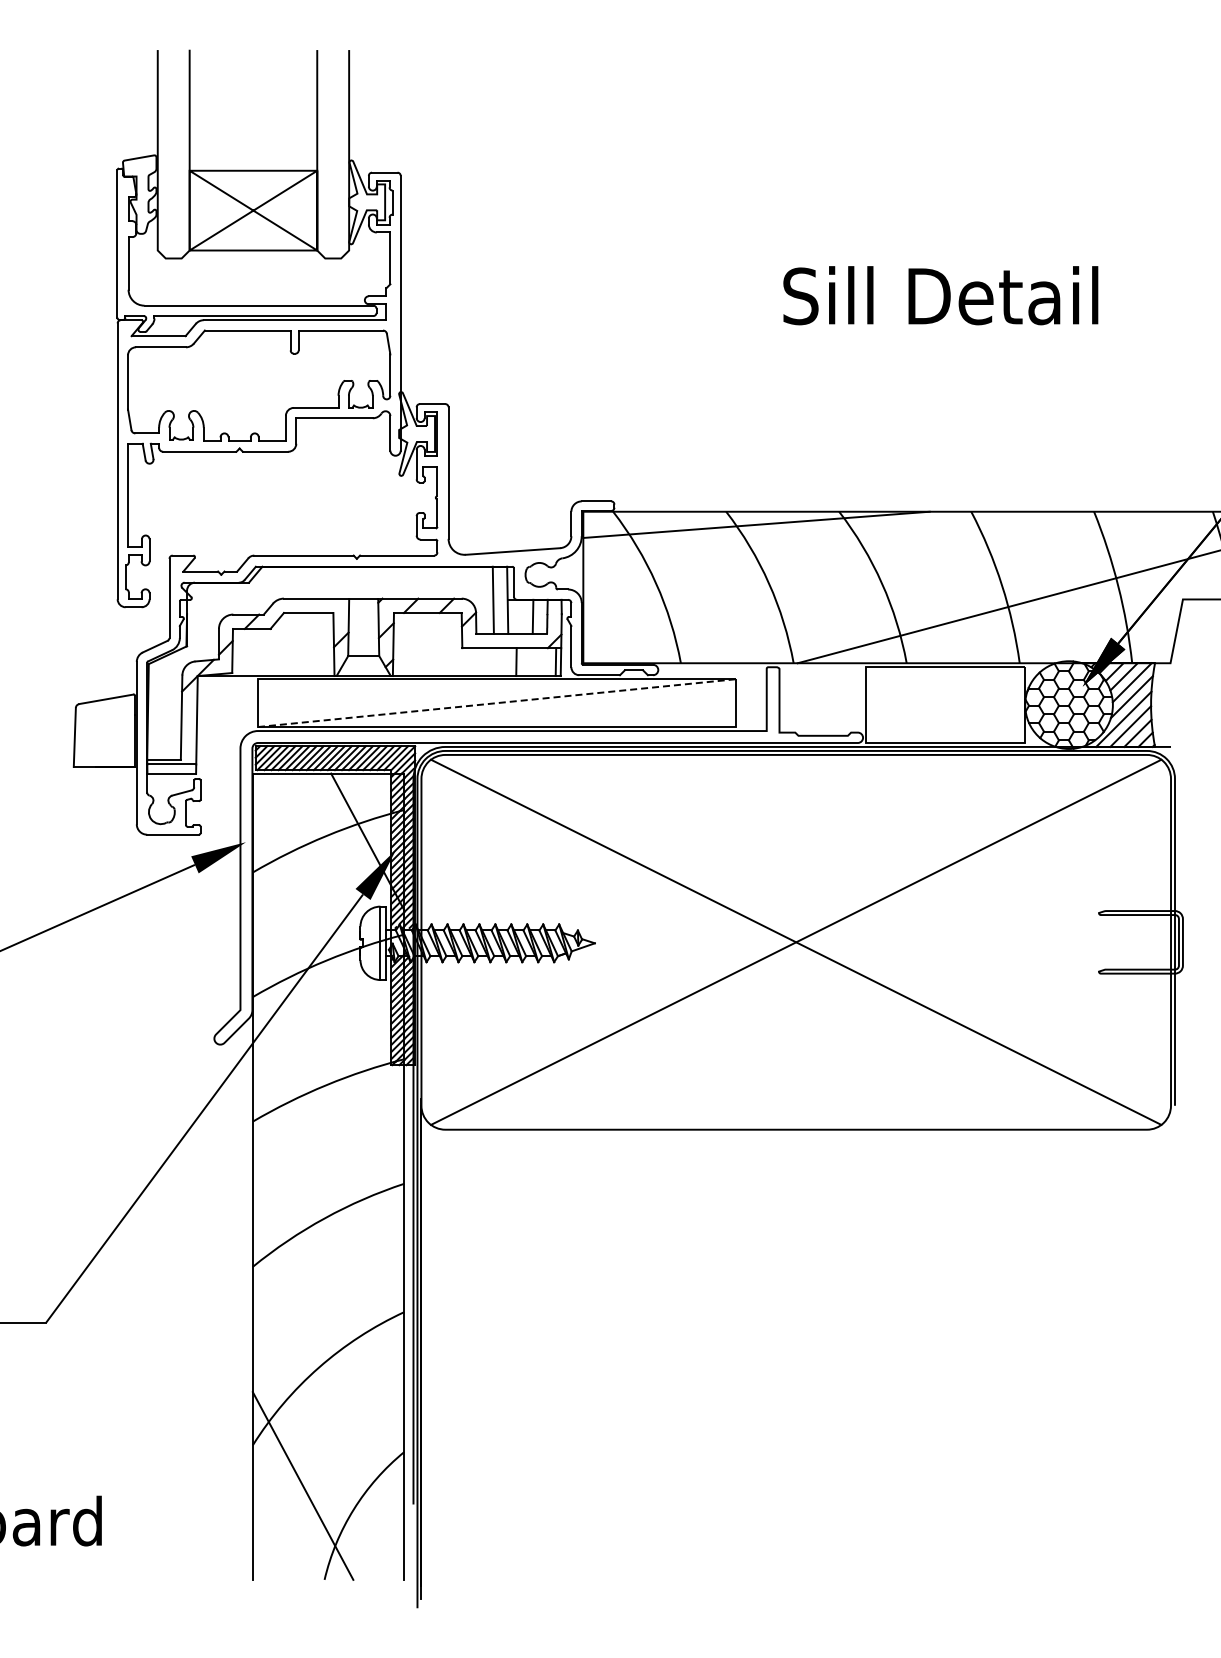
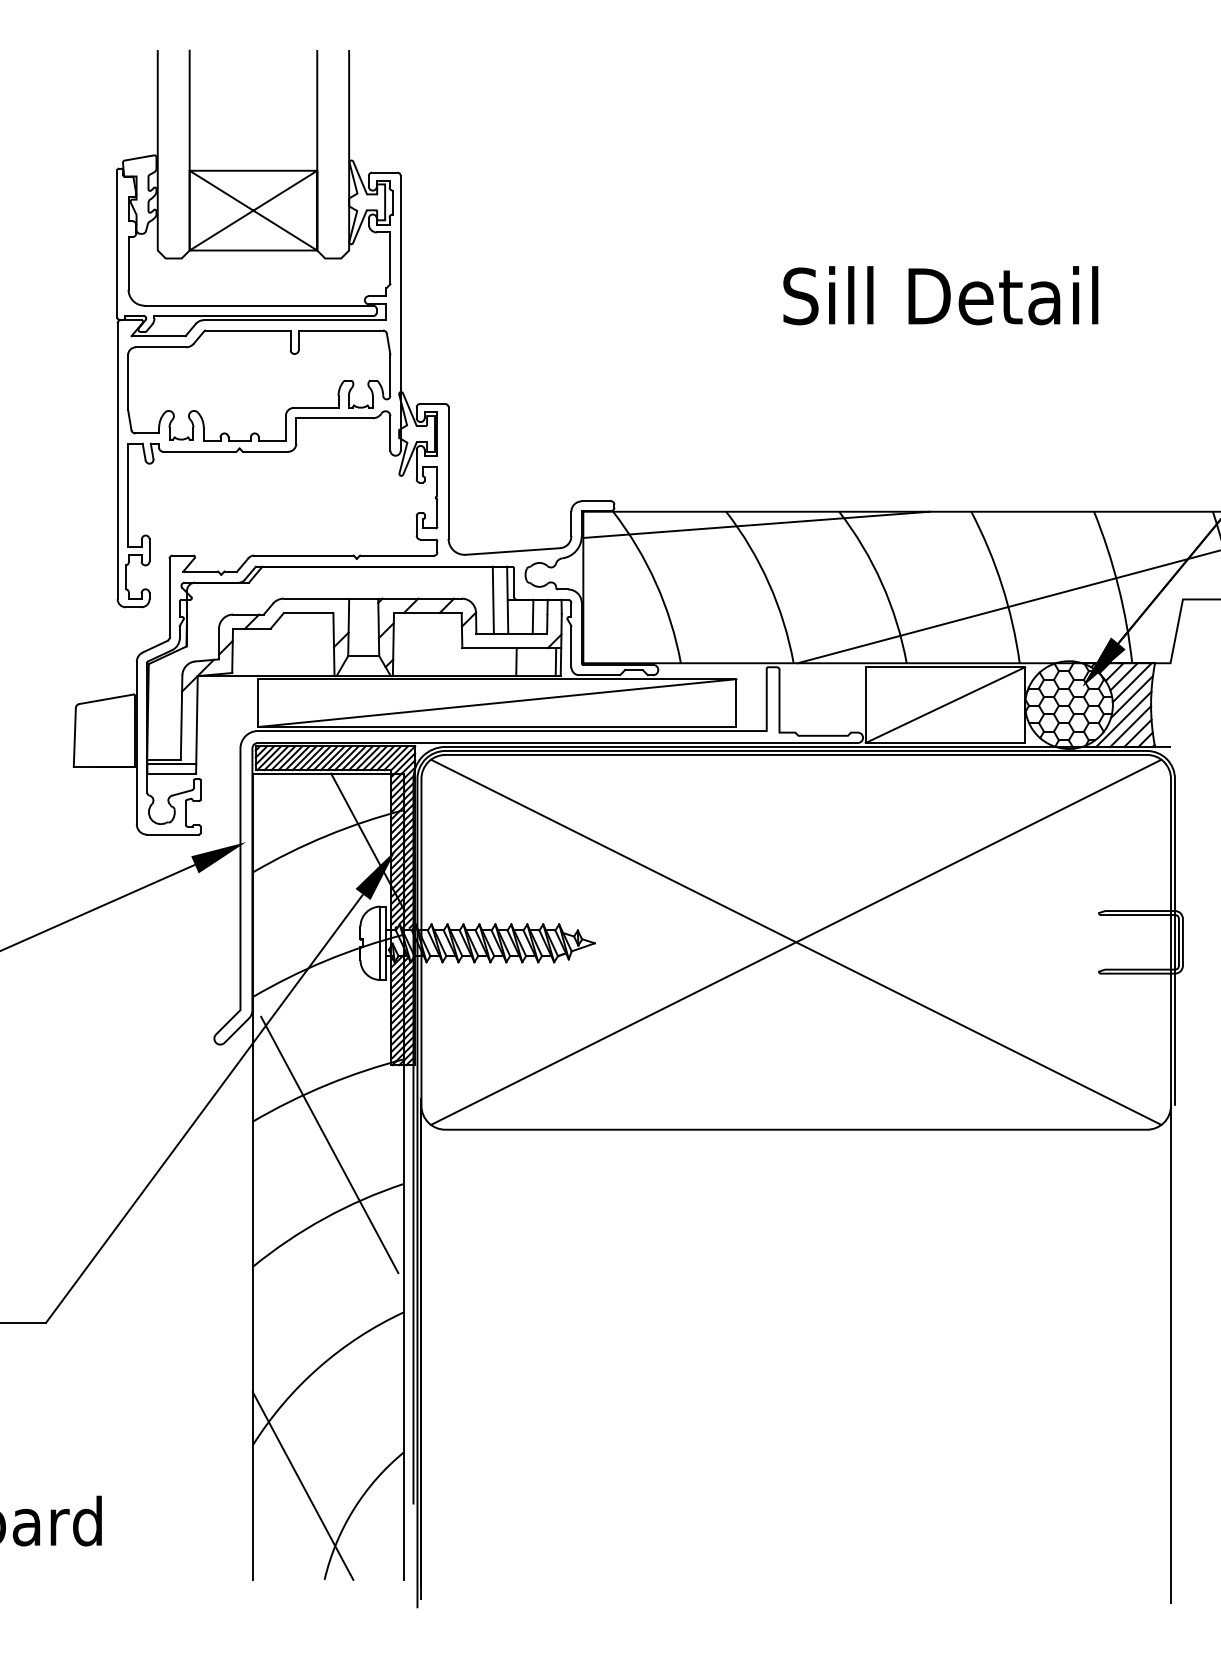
line: dashed -> solid (497, 703)
line: none -> present (945, 704)
line: none -> present (329, 1144)
line: none -> present (1171, 1352)
